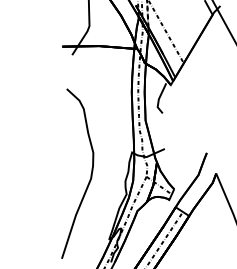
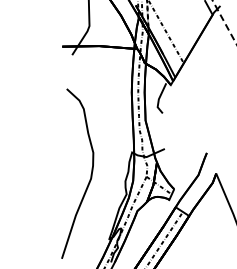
line: solid -> dashed (224, 22)
